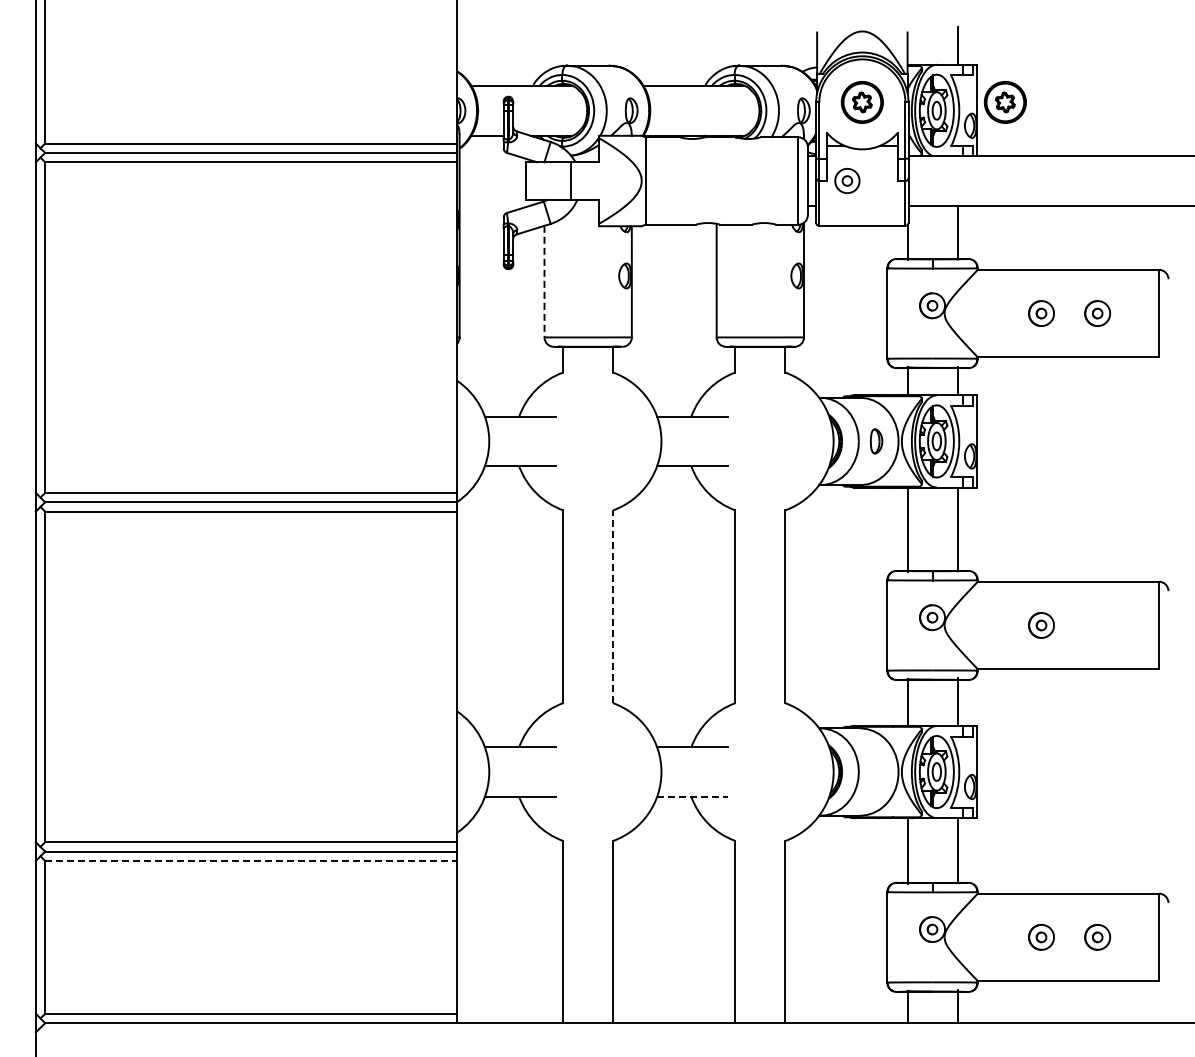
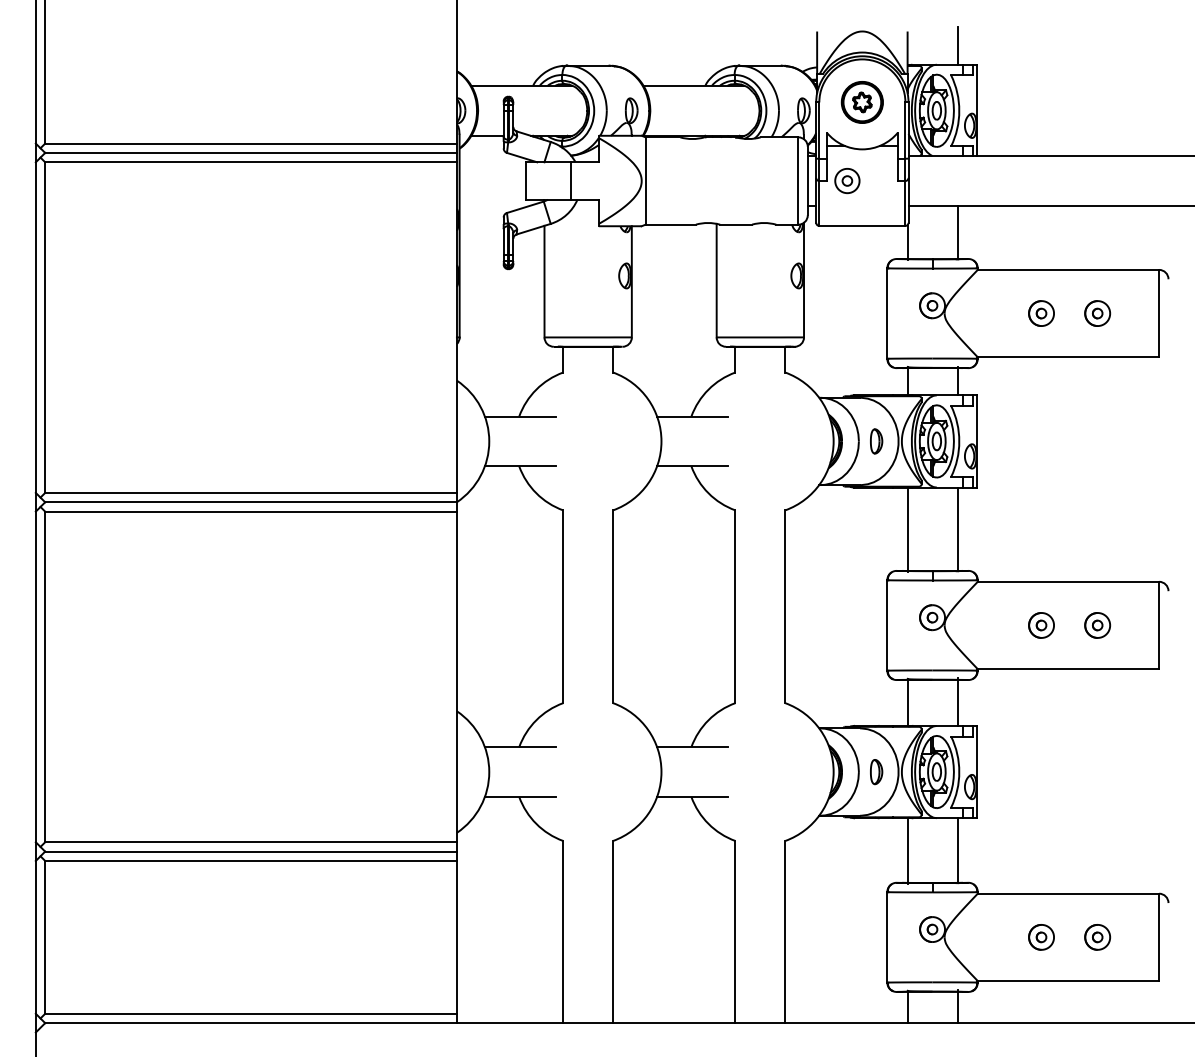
part: present -> none (1004, 102)
line: dashed -> solid (544, 281)
line: dashed -> solid (613, 606)
part: none -> present (1097, 625)
part: none -> present (876, 772)
line: dashed -> solid (692, 797)
line: dashed -> solid (251, 860)
